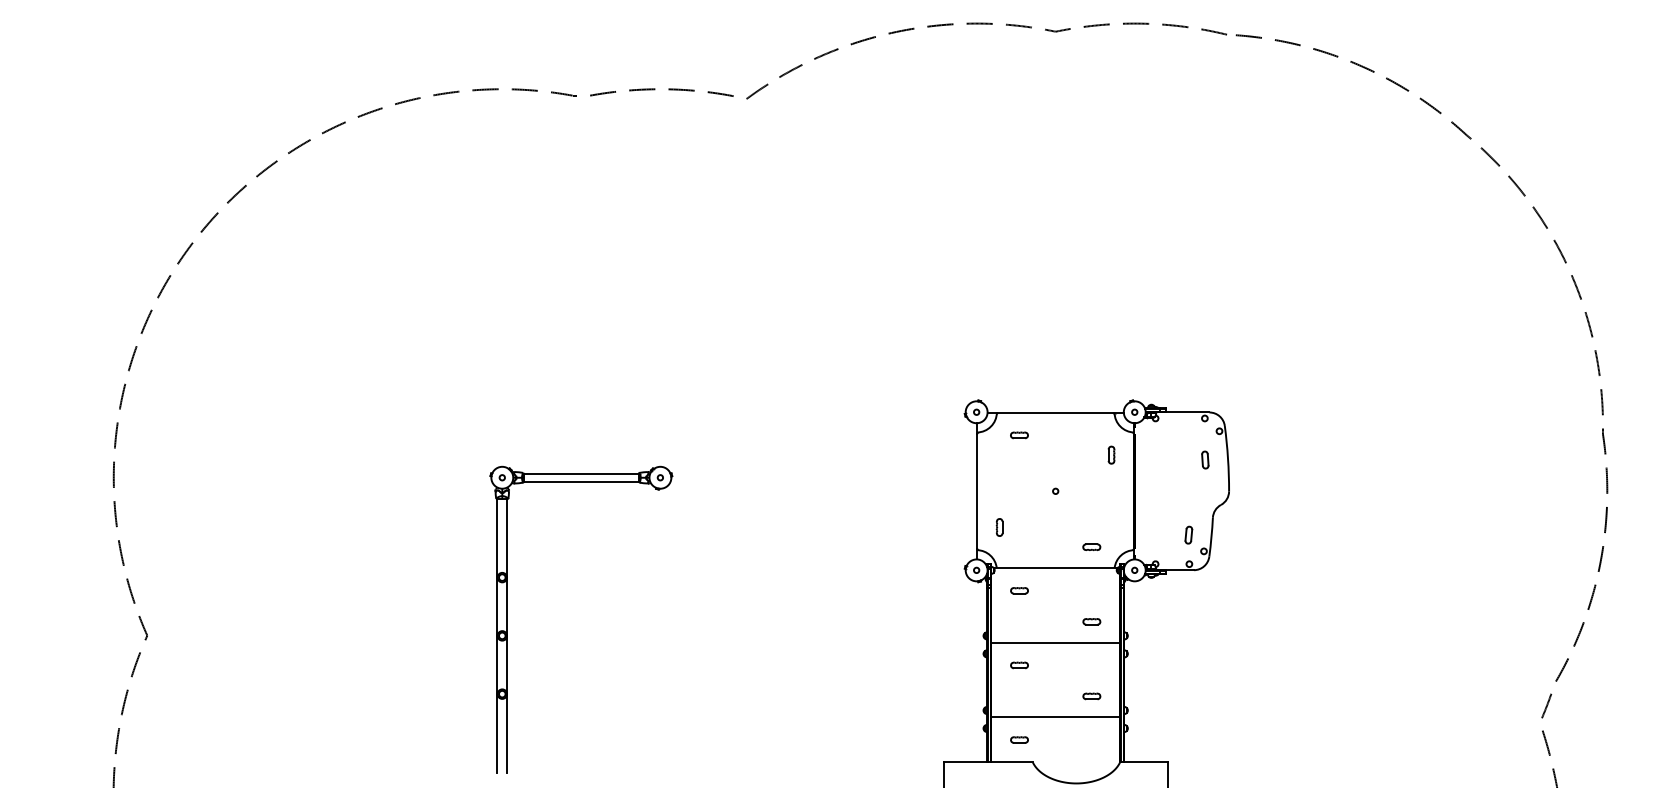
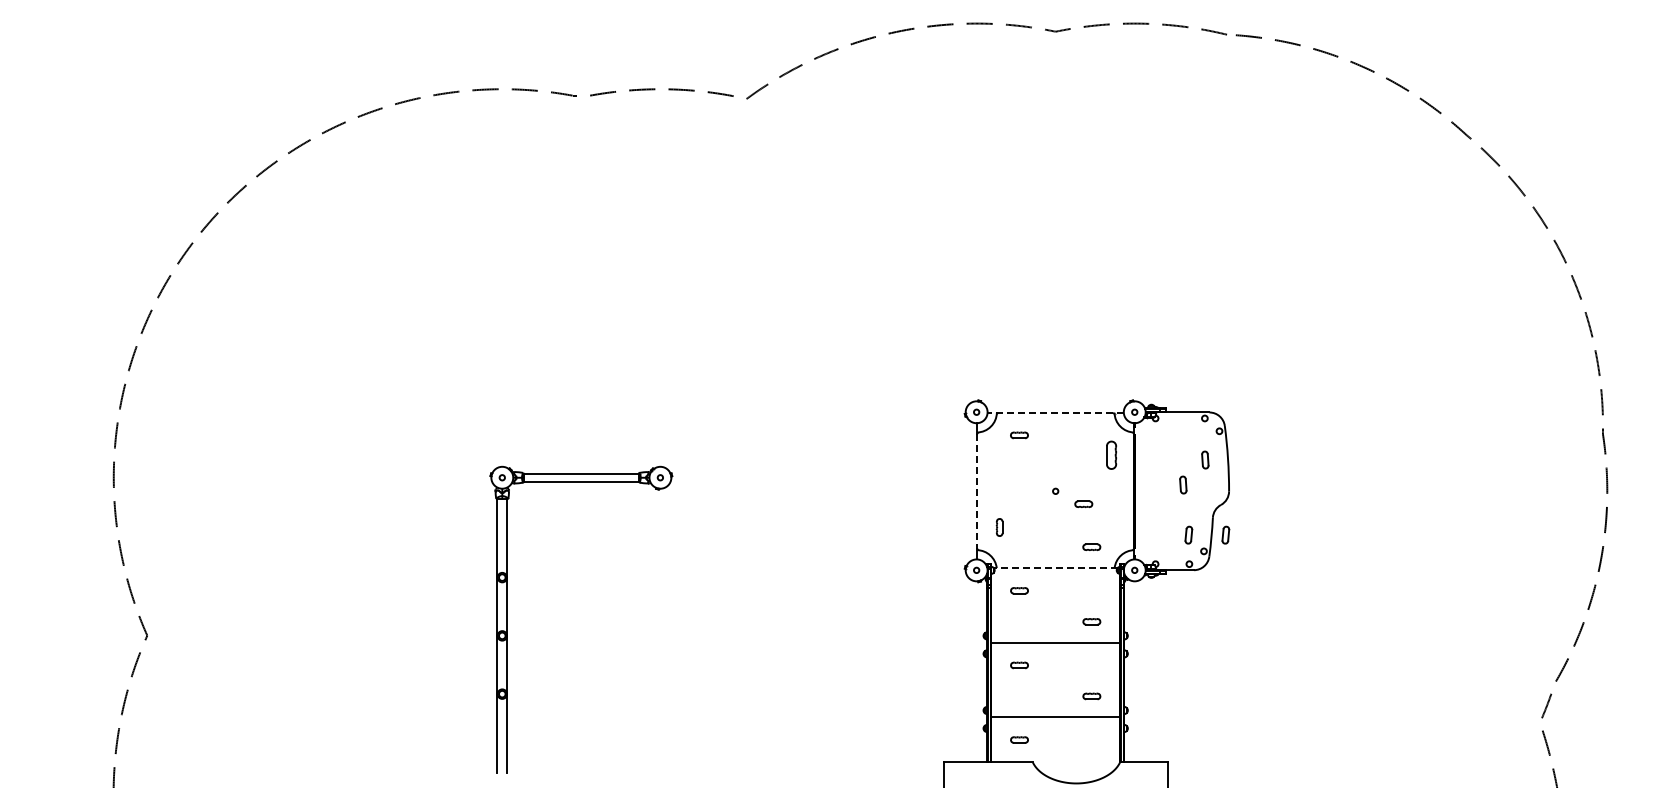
line: solid -> dashed (1055, 412)
part size: 9x20 px -> 12x30 px (1111, 454)
part: none -> present (1183, 484)
line: solid -> dashed (976, 491)
part: none -> present (1083, 503)
part: none -> present (1225, 534)
line: solid -> dashed (1055, 568)
